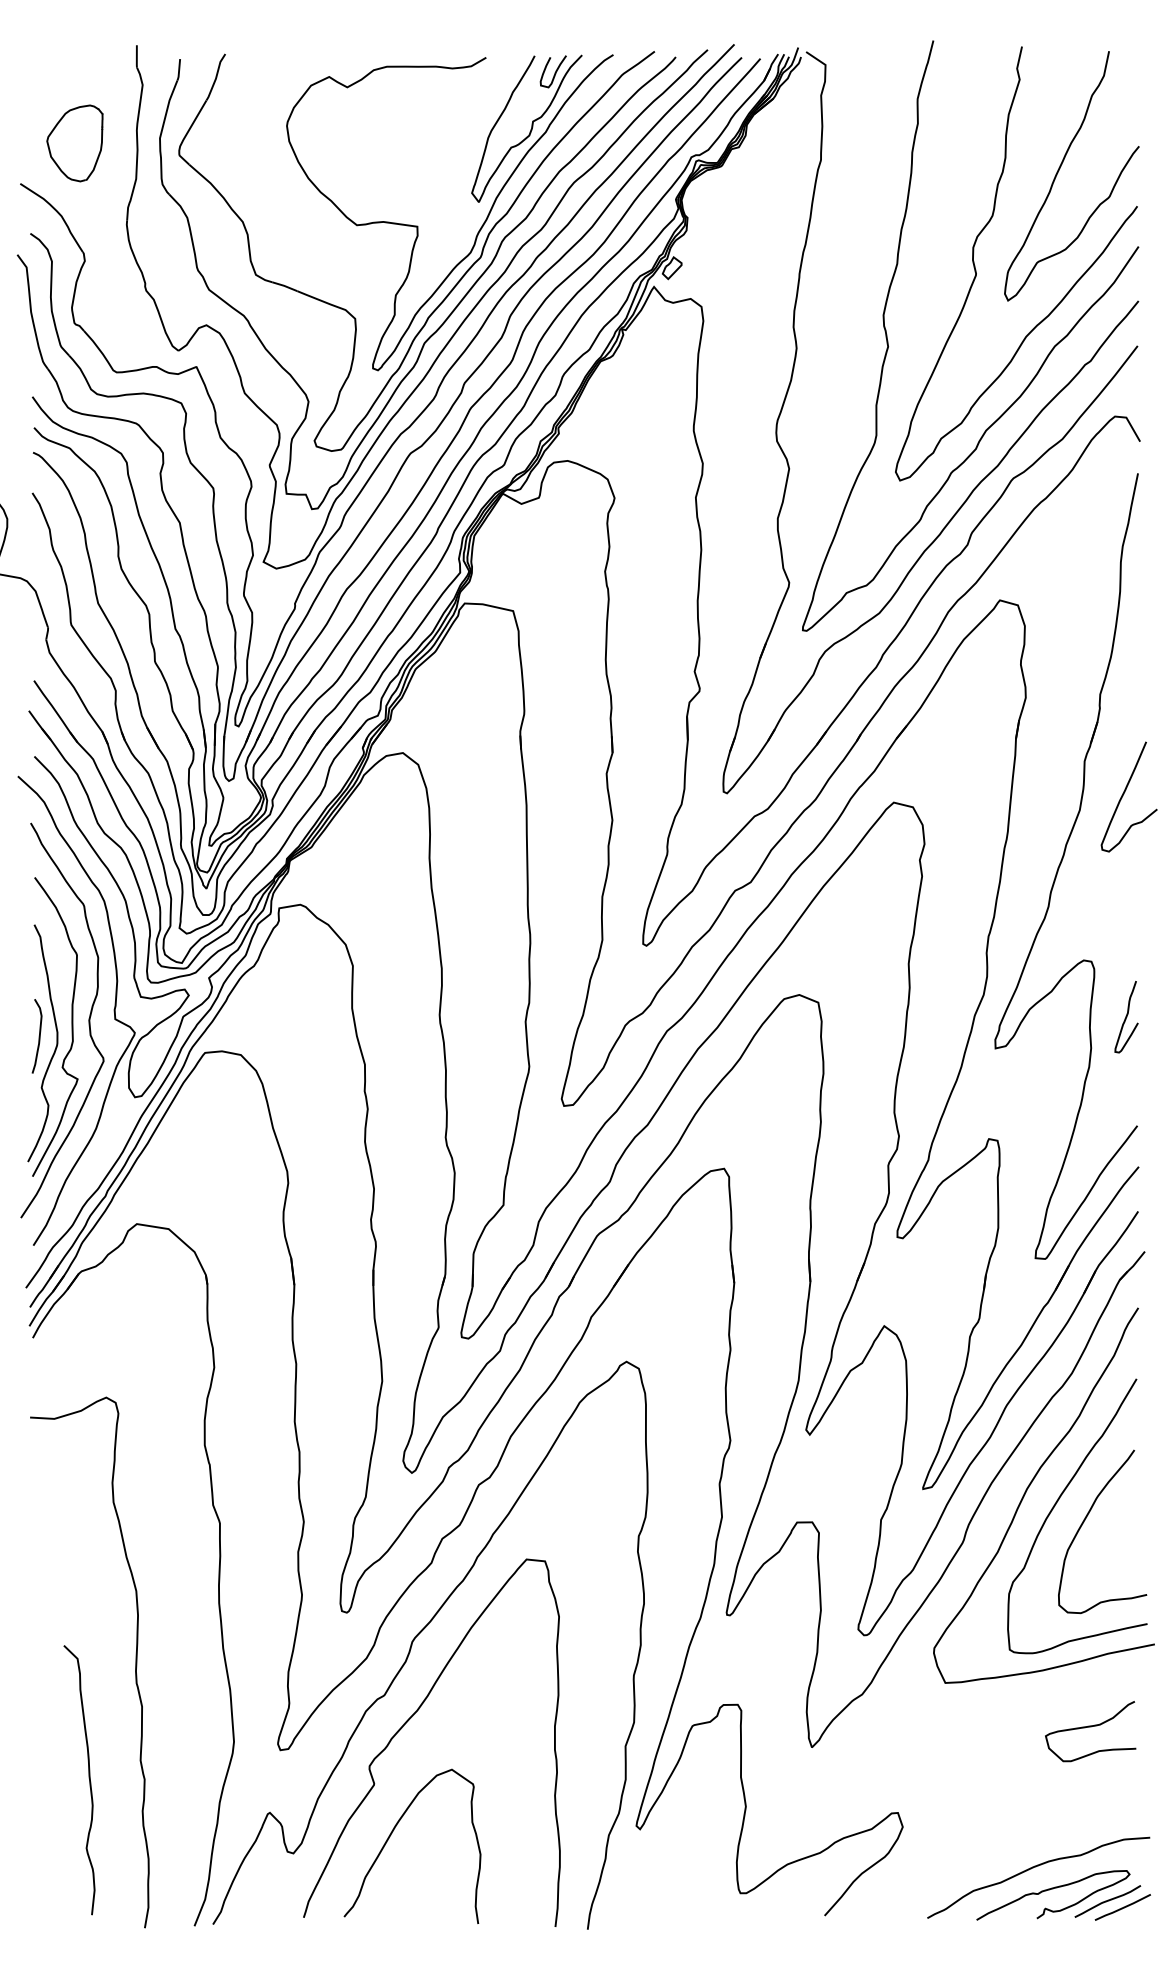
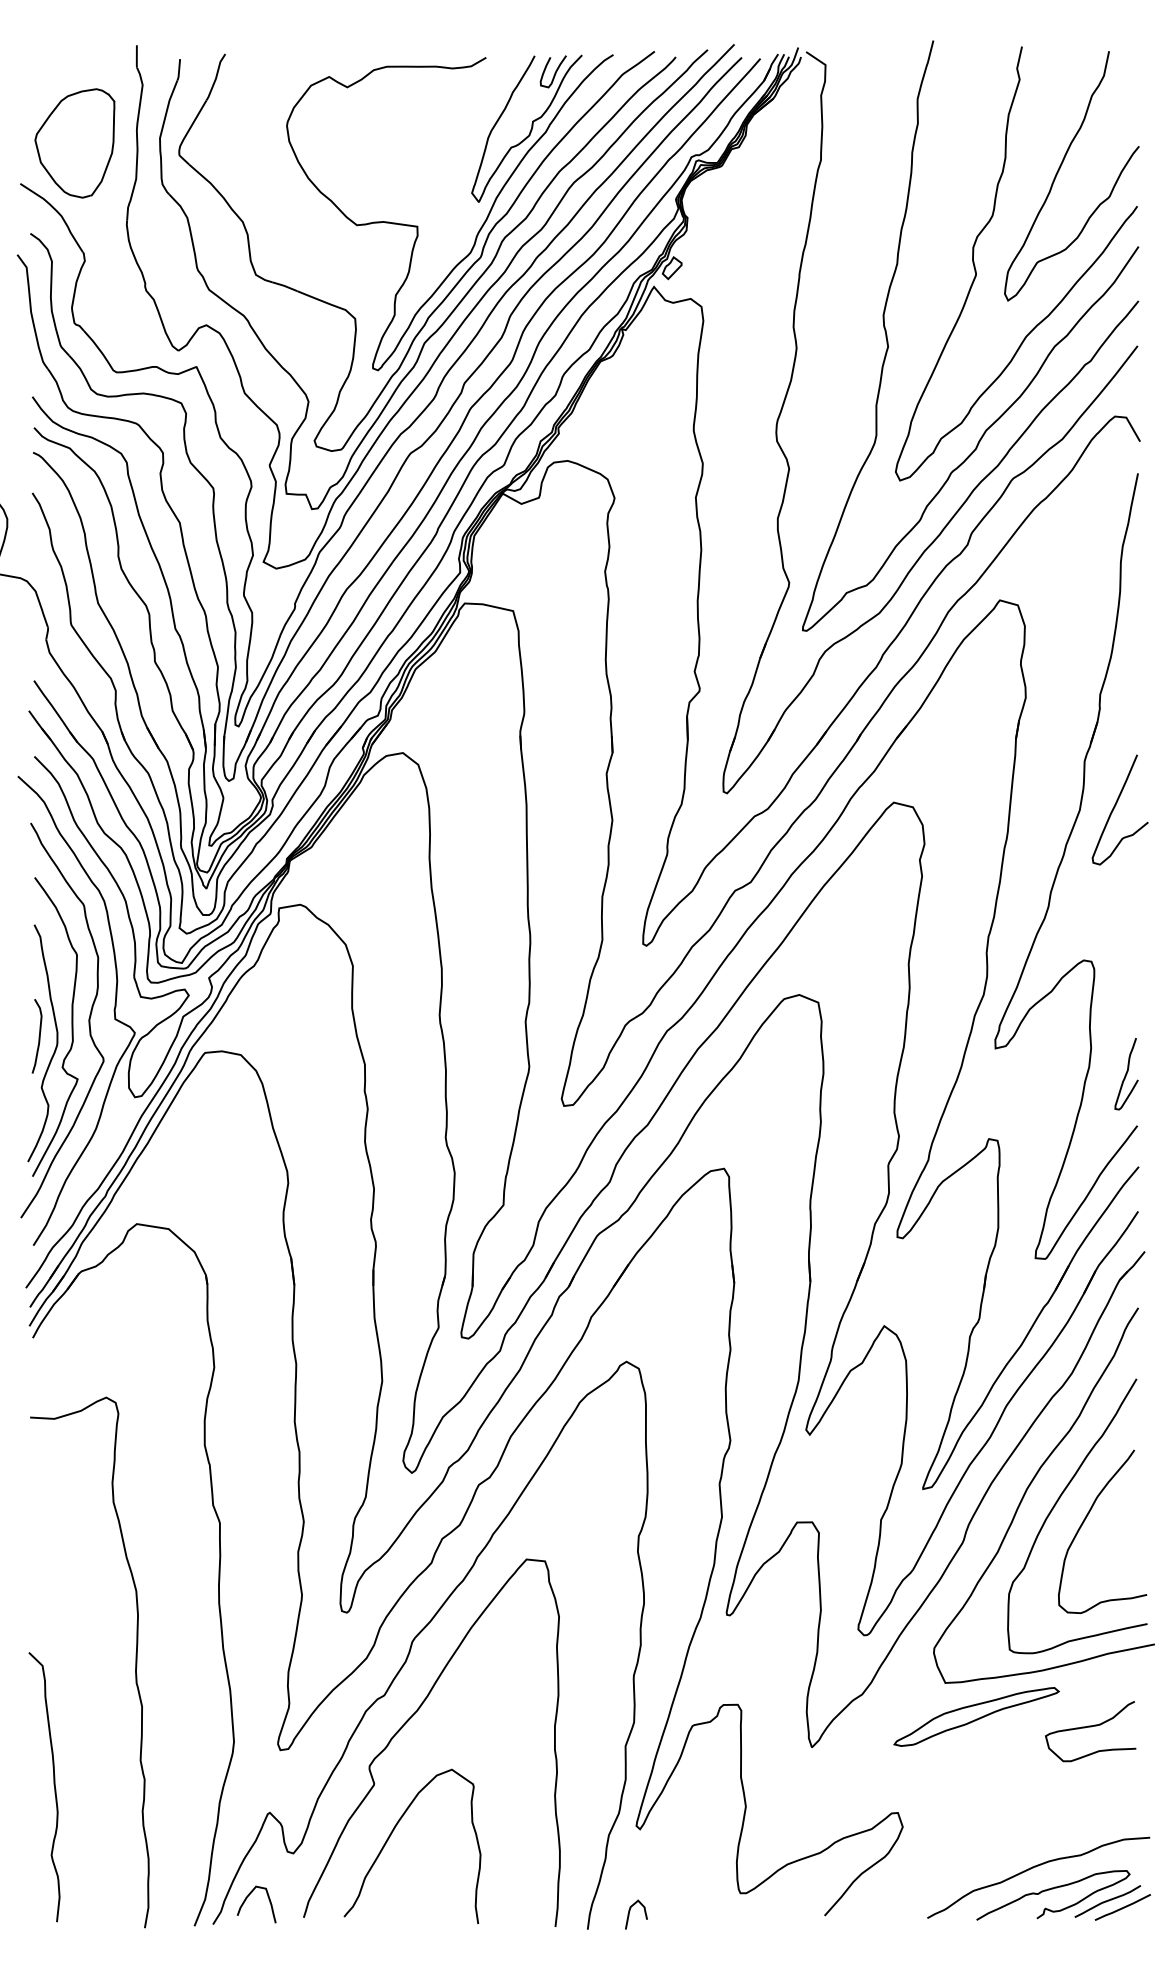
part size: 58x79 px -> 82x111 px (74, 143)
curve position: (1124, 794) -> (1115, 807) (1115, 807)
curve position: (1126, 1017) -> (1126, 1074) (1126, 1074)
part: none -> present (976, 1716)
curve position: (88, 1778) -> (53, 1785) (53, 1785)
curve: none -> present (247, 1898)
curve: none -> present (630, 1911)
